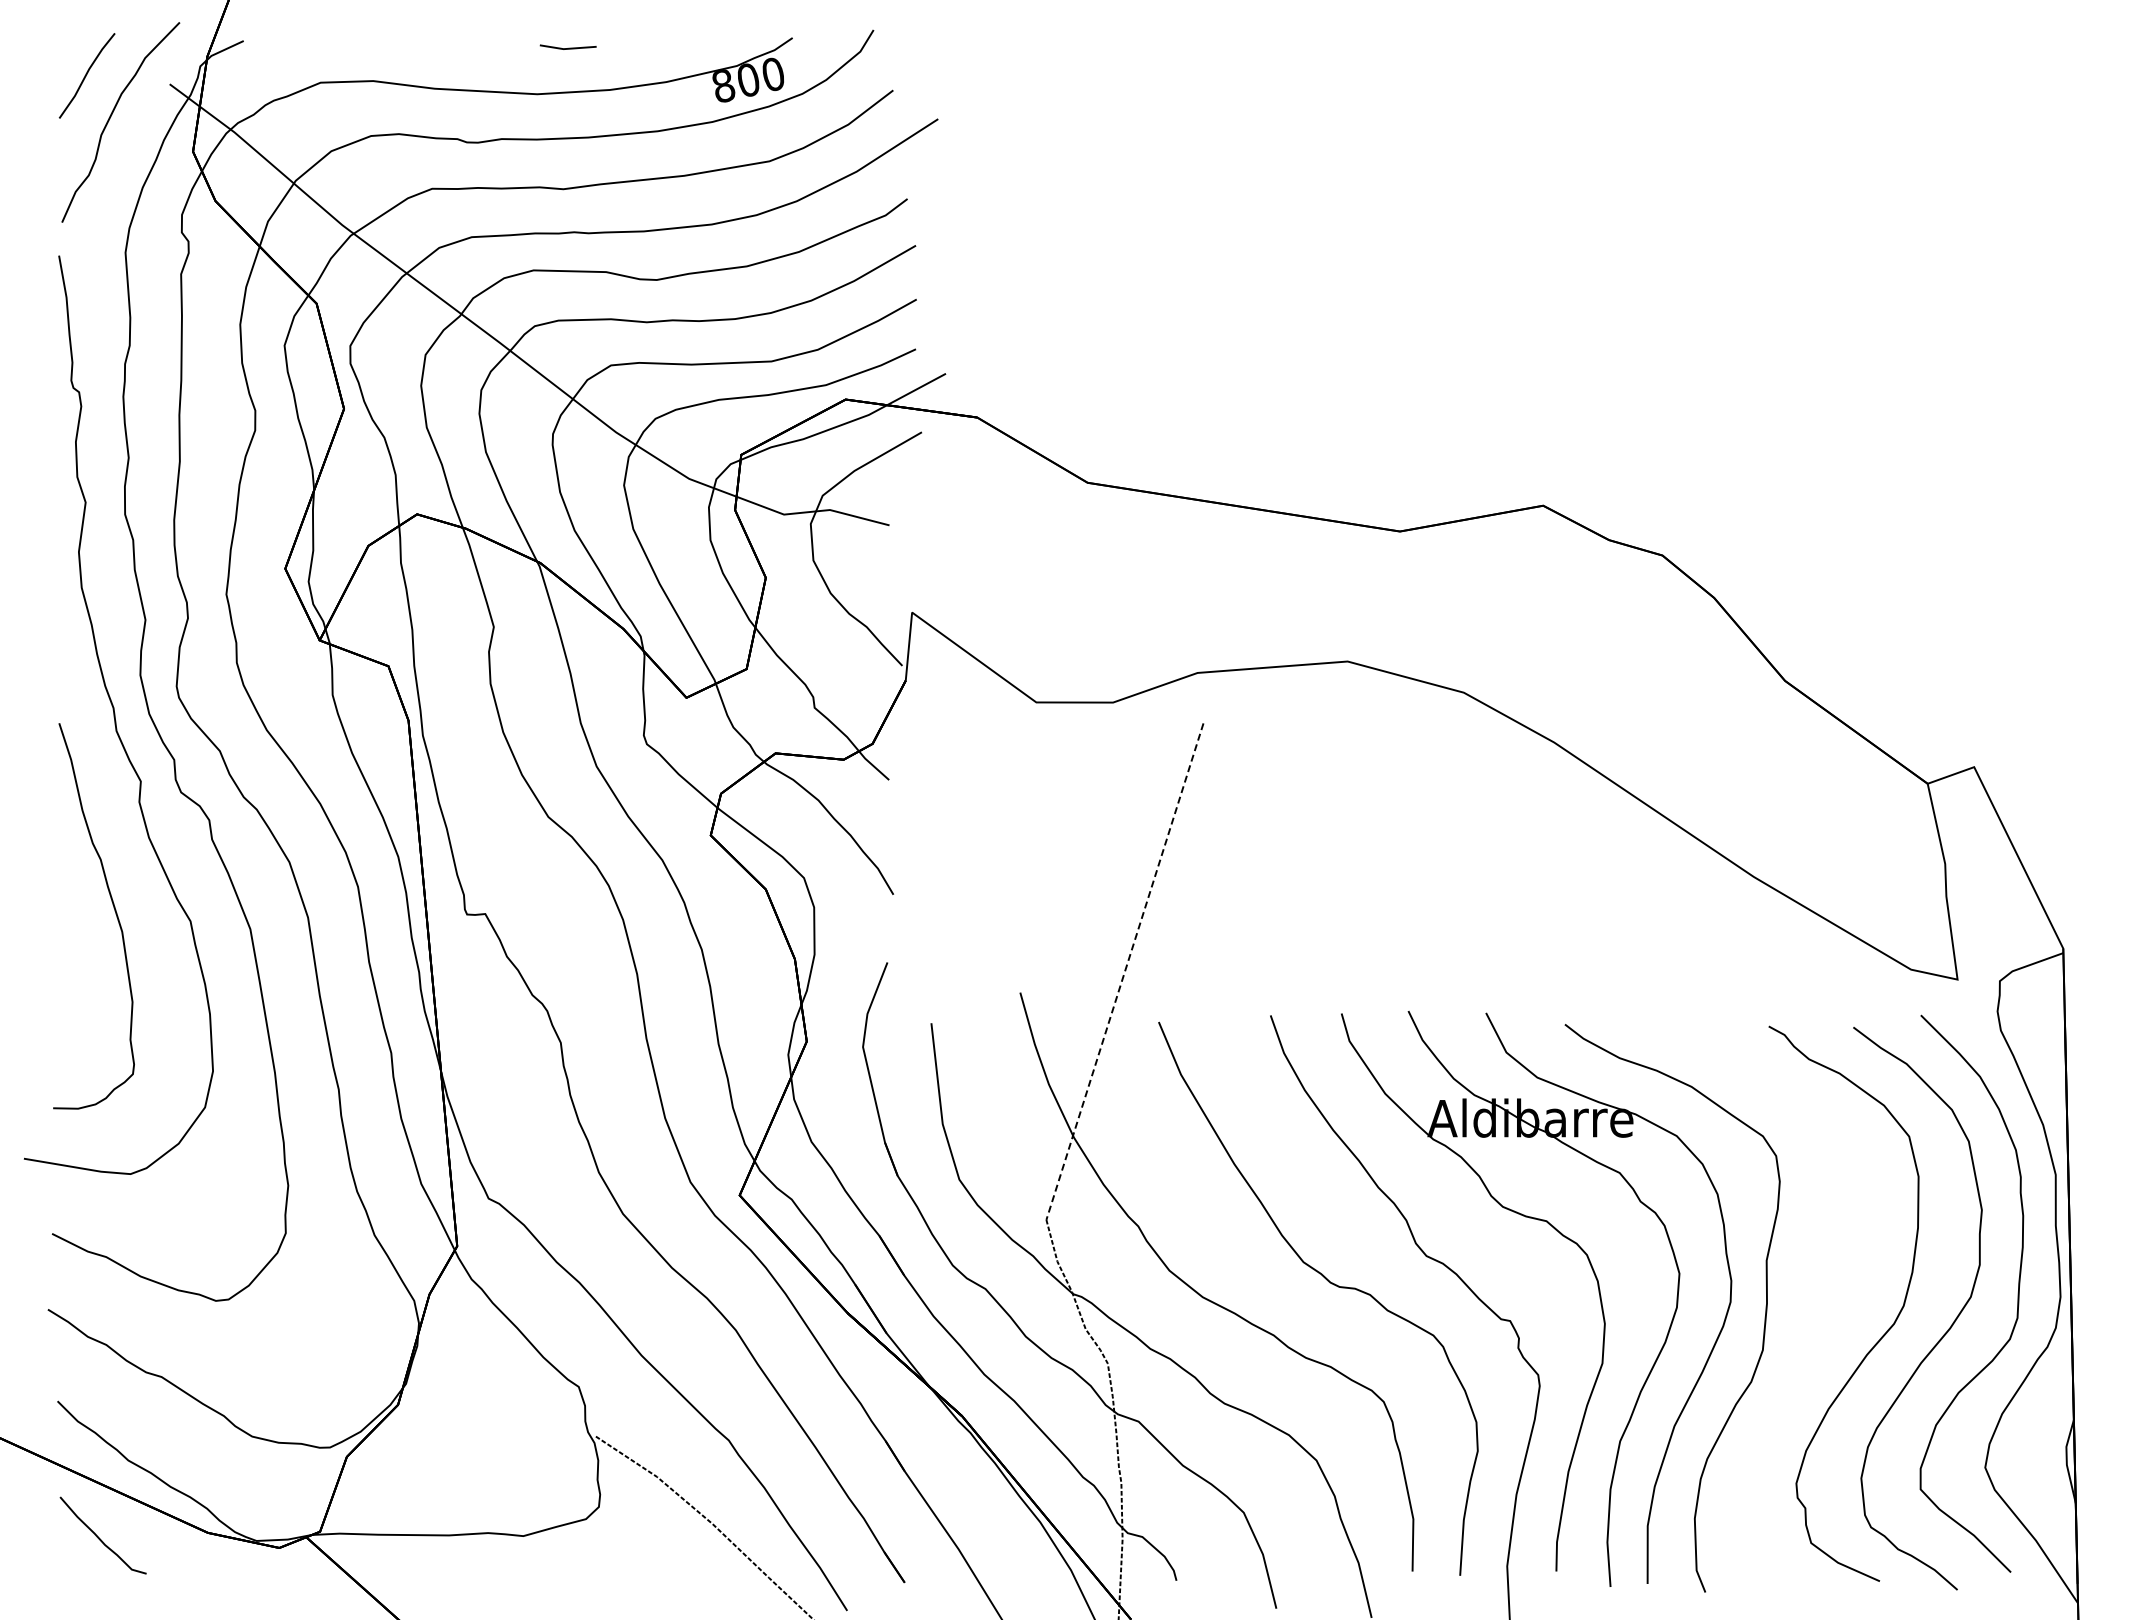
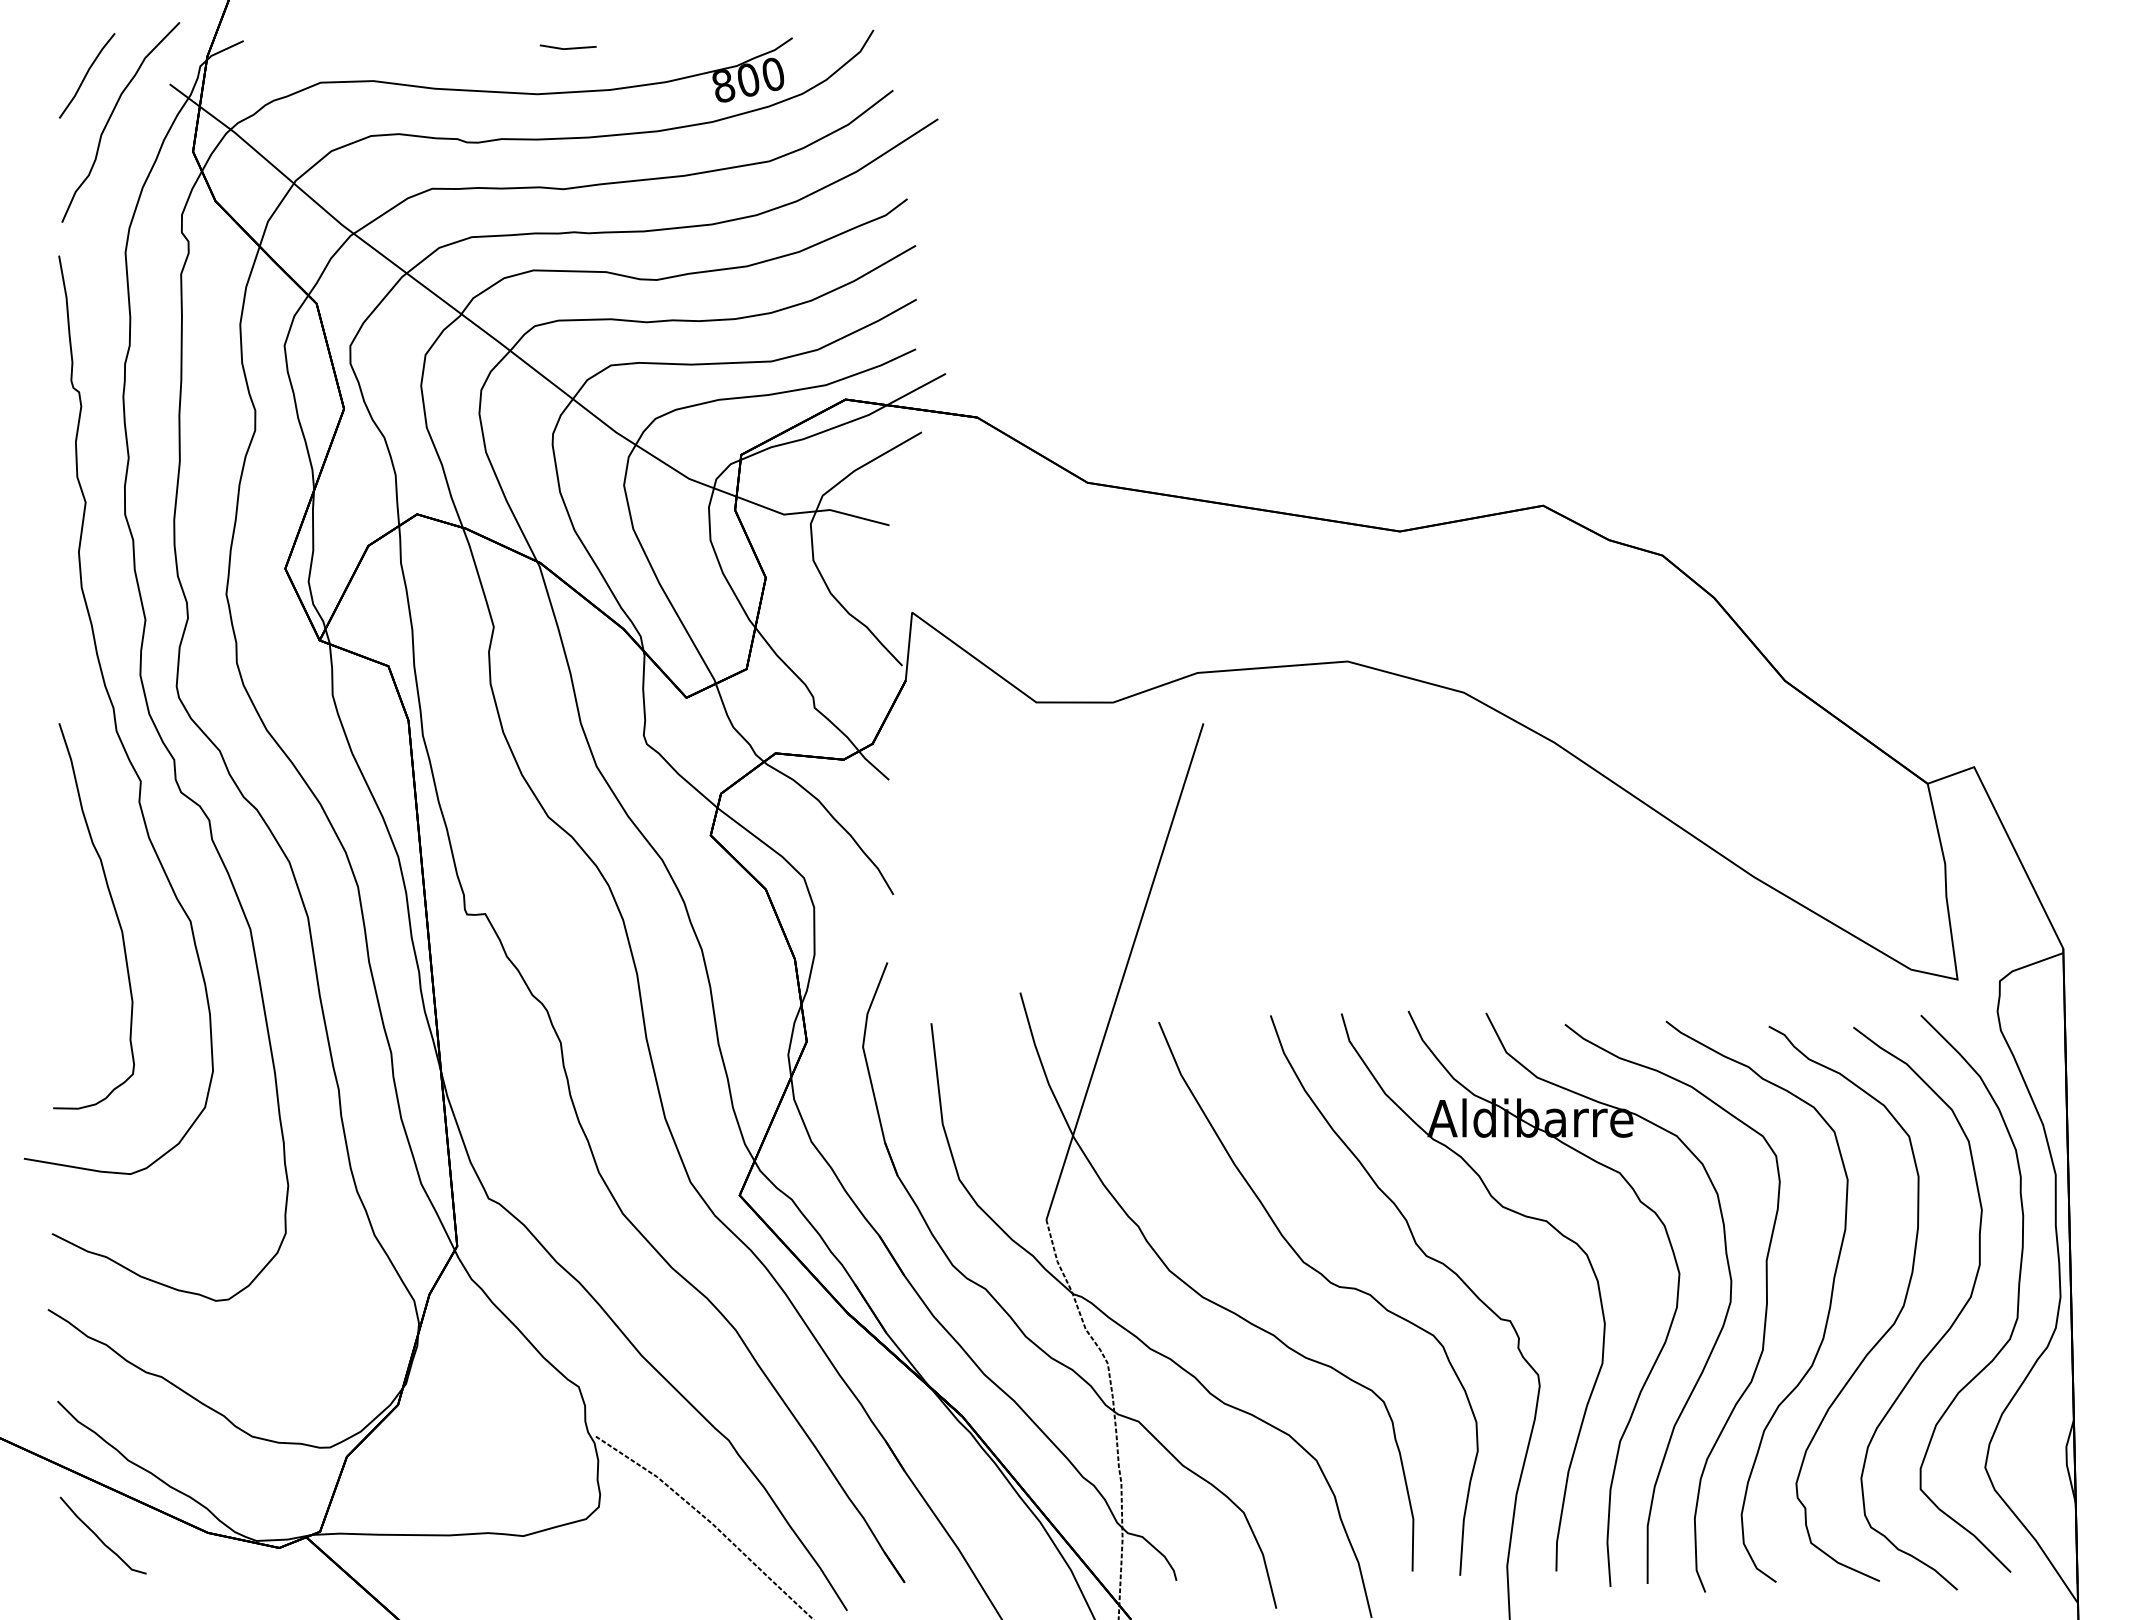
line: dashed -> solid (1124, 972)
part: none -> present (1827, 1313)
